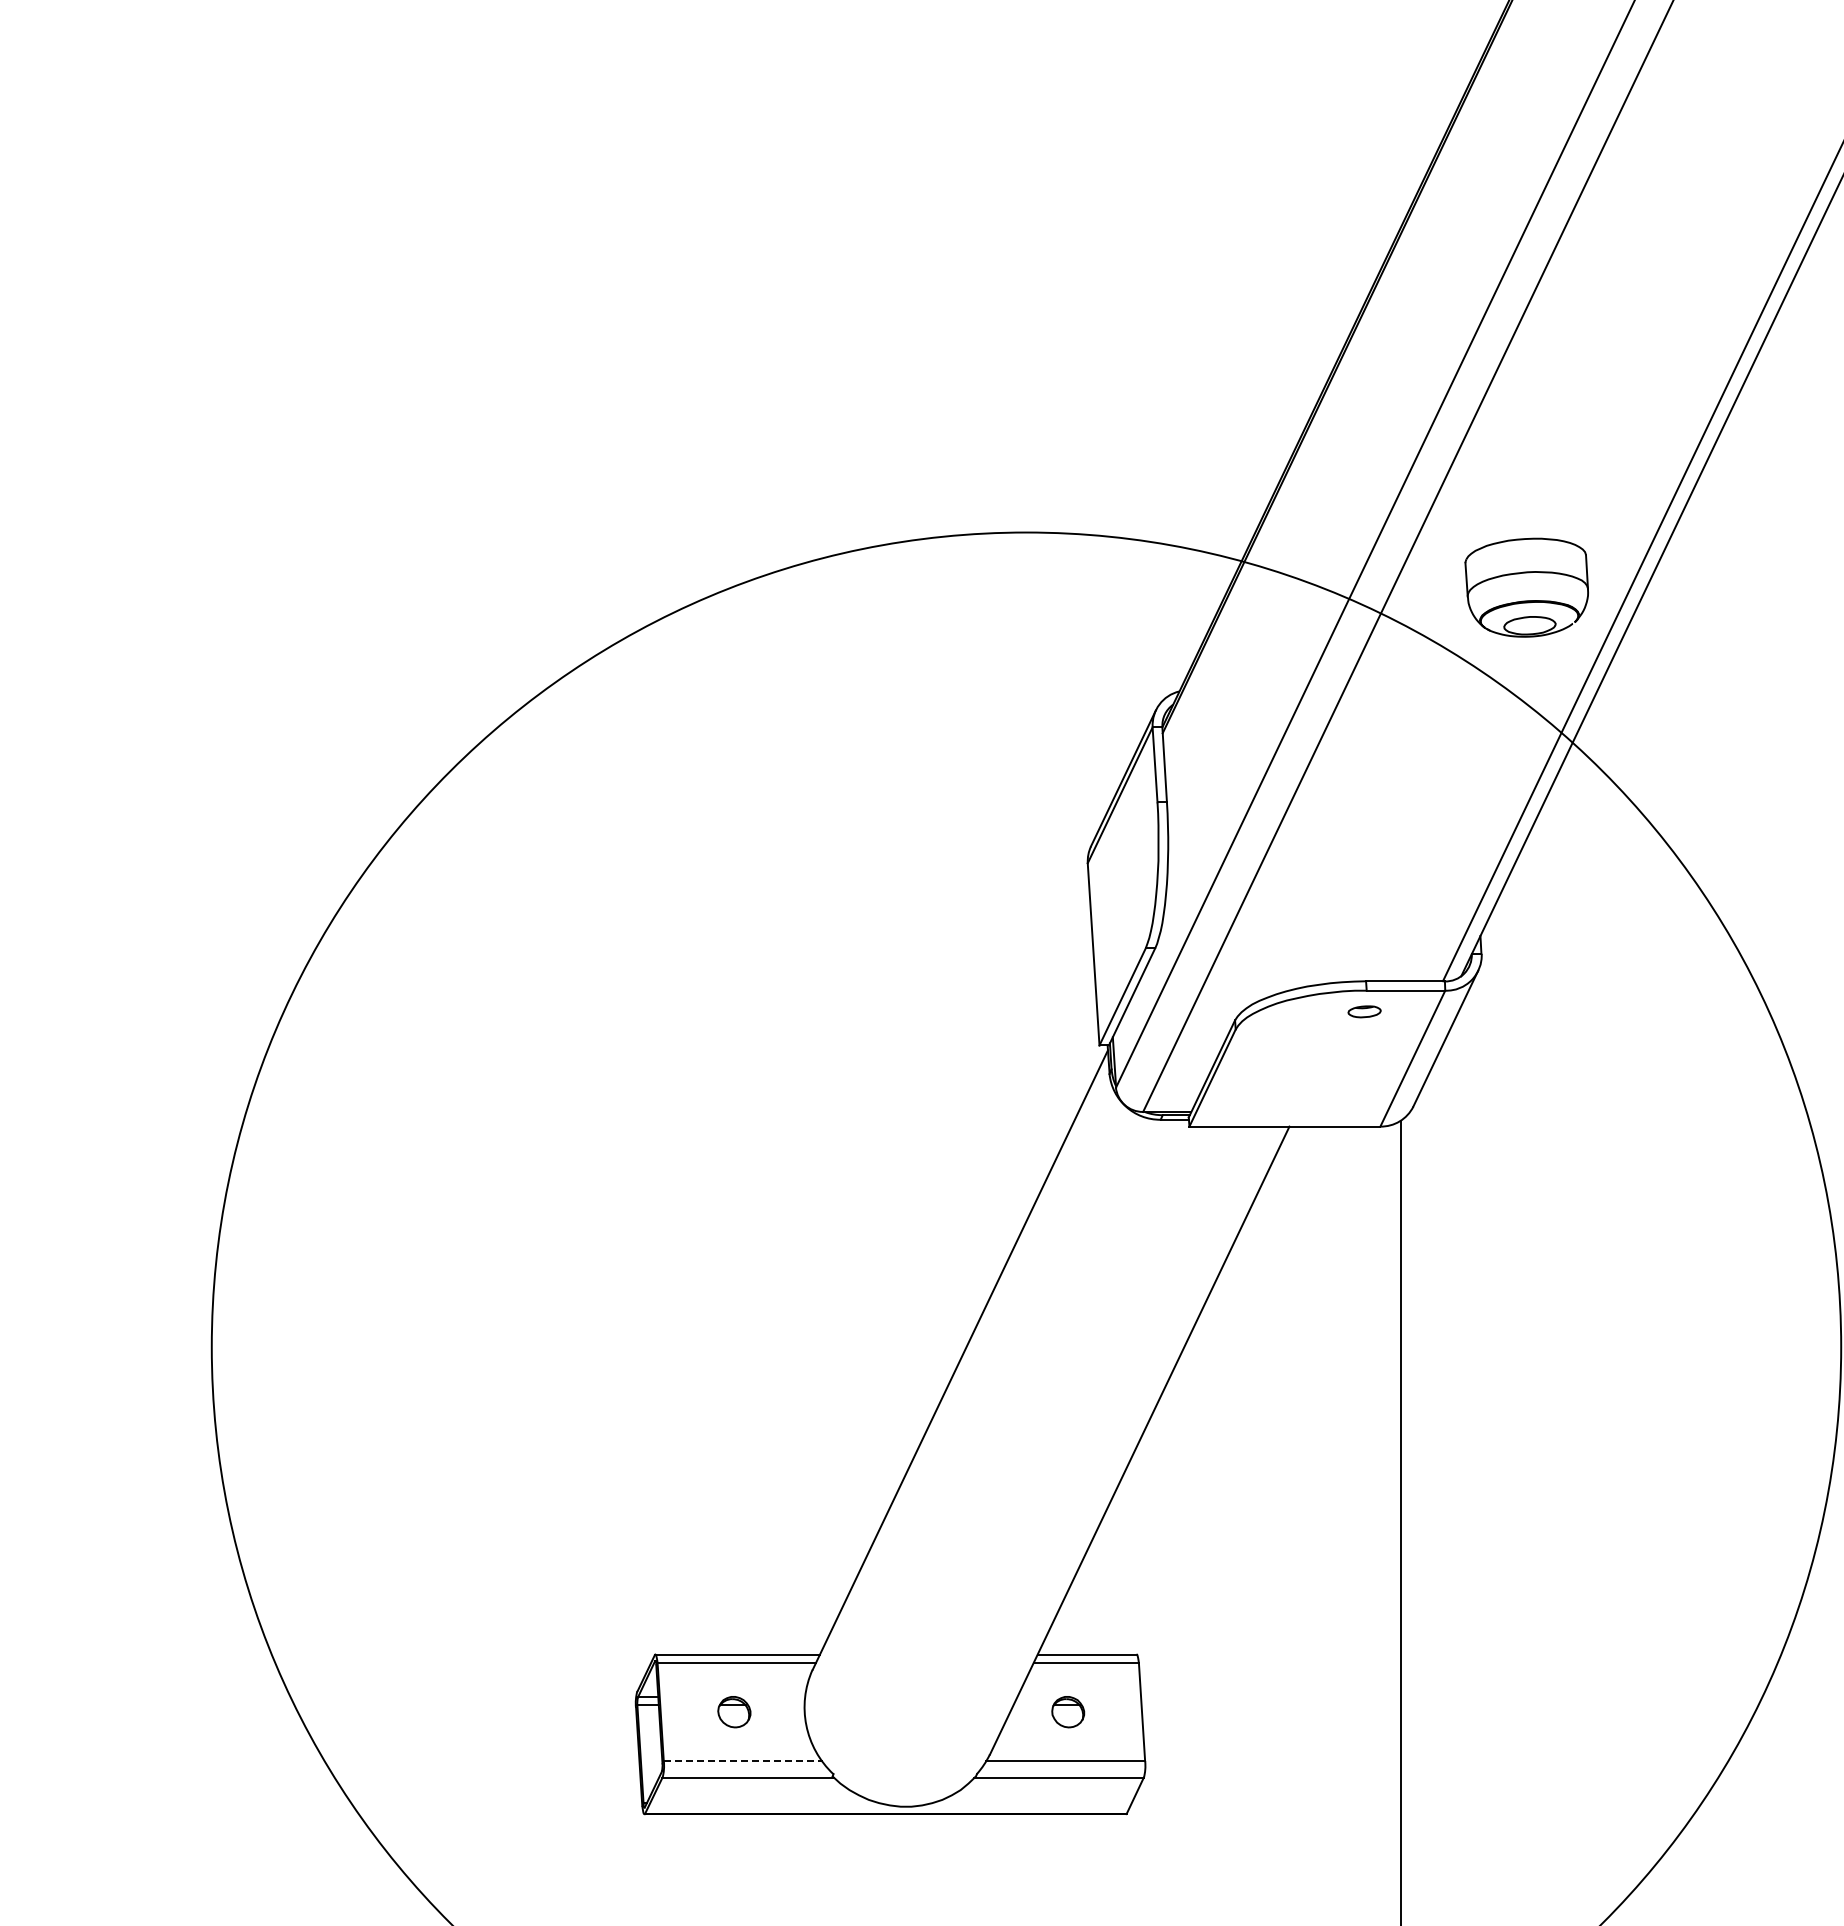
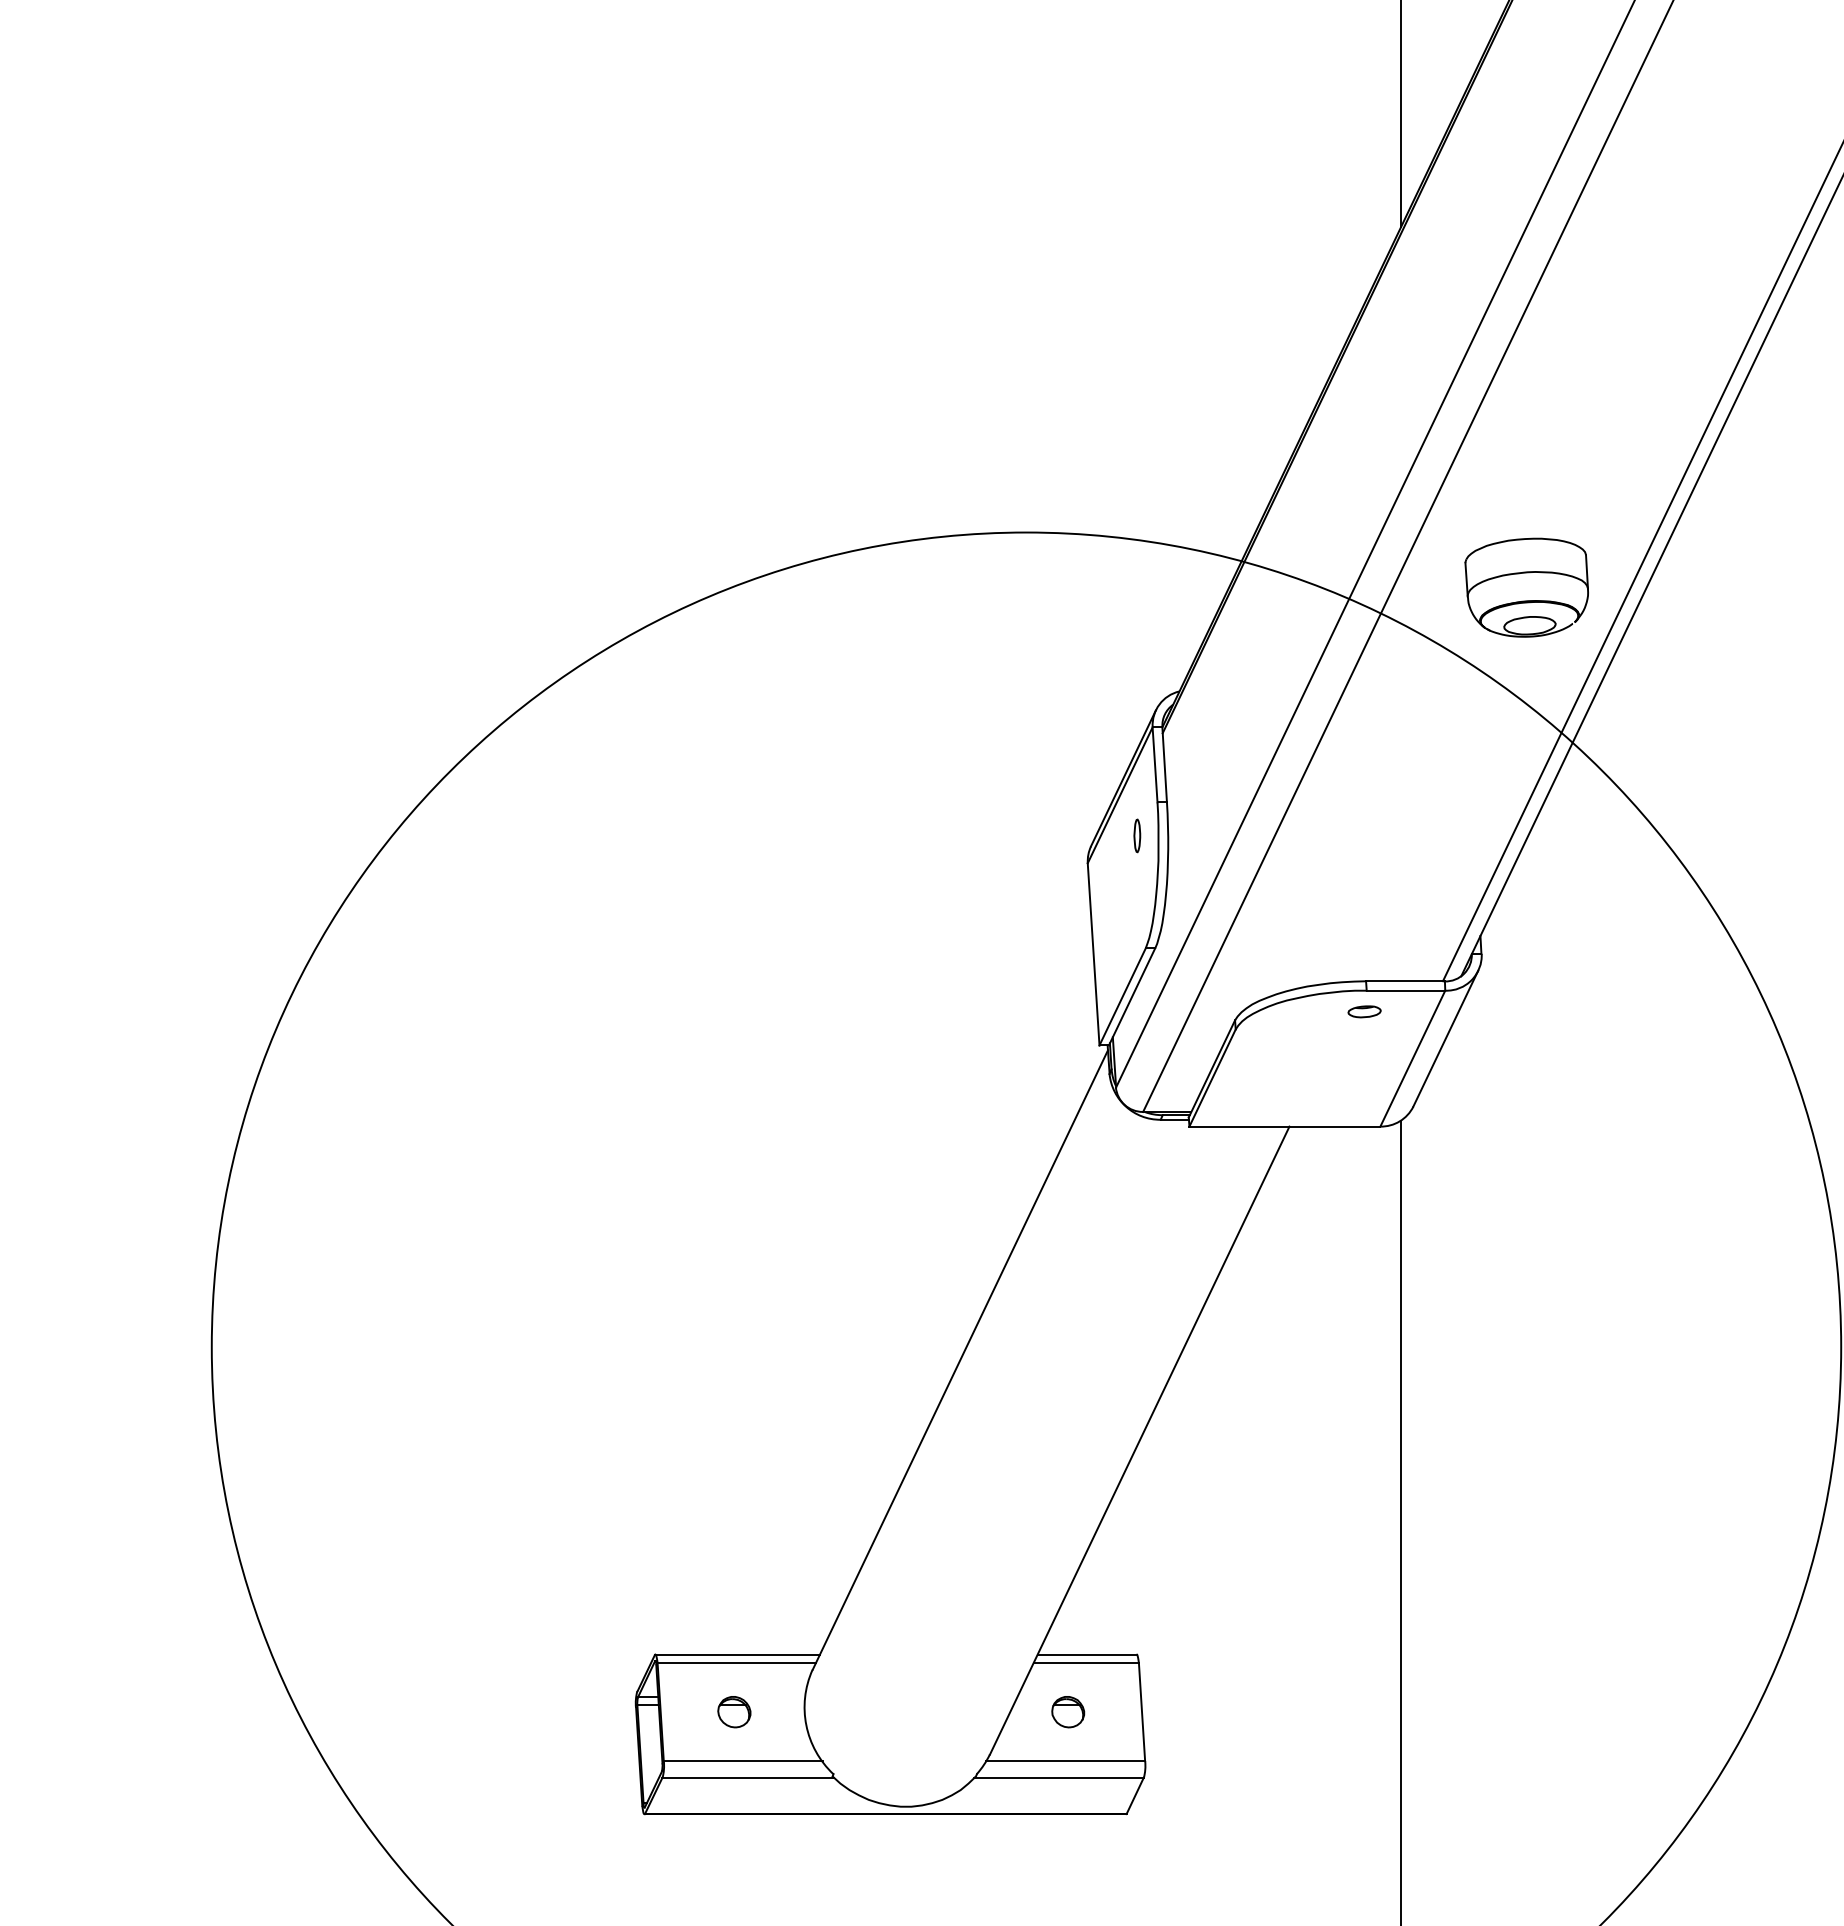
line: none -> present (1401, 114)
part: none -> present (1137, 835)
line: dashed -> solid (743, 1761)
